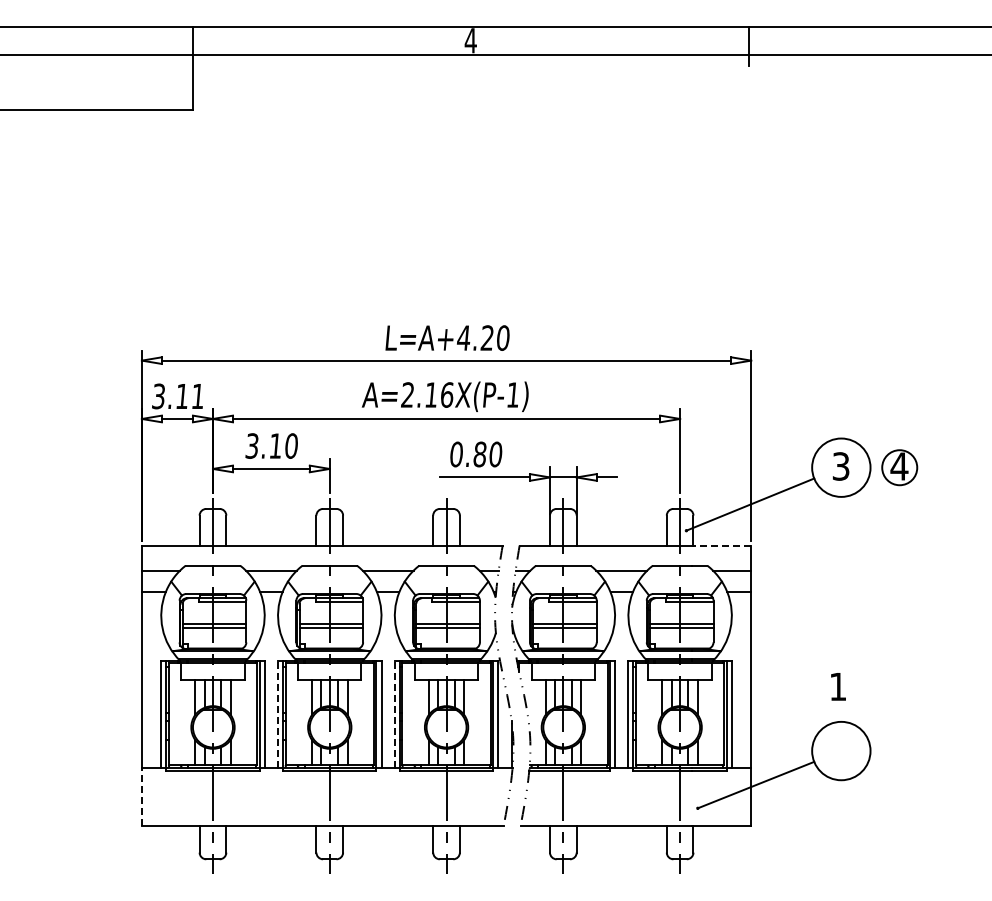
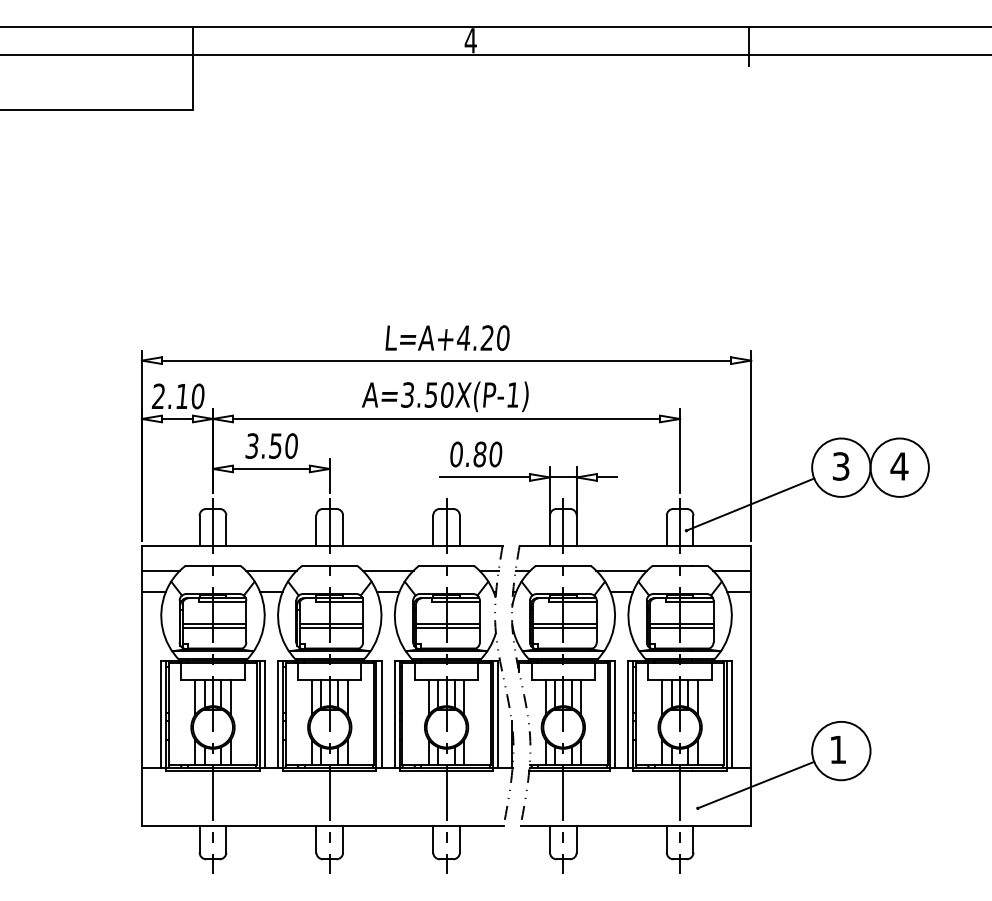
text: A=2.16X(P-1) -> A=3.50X(P-1) (427, 394)
text: 3.11 -> 2.10 (177, 396)
text: 3.10 -> 3.50 (275, 445)
circle diameter: 35 px -> 58 px (899, 467)
line: dashed -> solid (721, 545)
text position: (838, 686) -> (838, 749) (838, 749)
line: dashed -> solid (278, 713)
line: dashed -> solid (394, 713)
line: dashed -> solid (141, 796)
